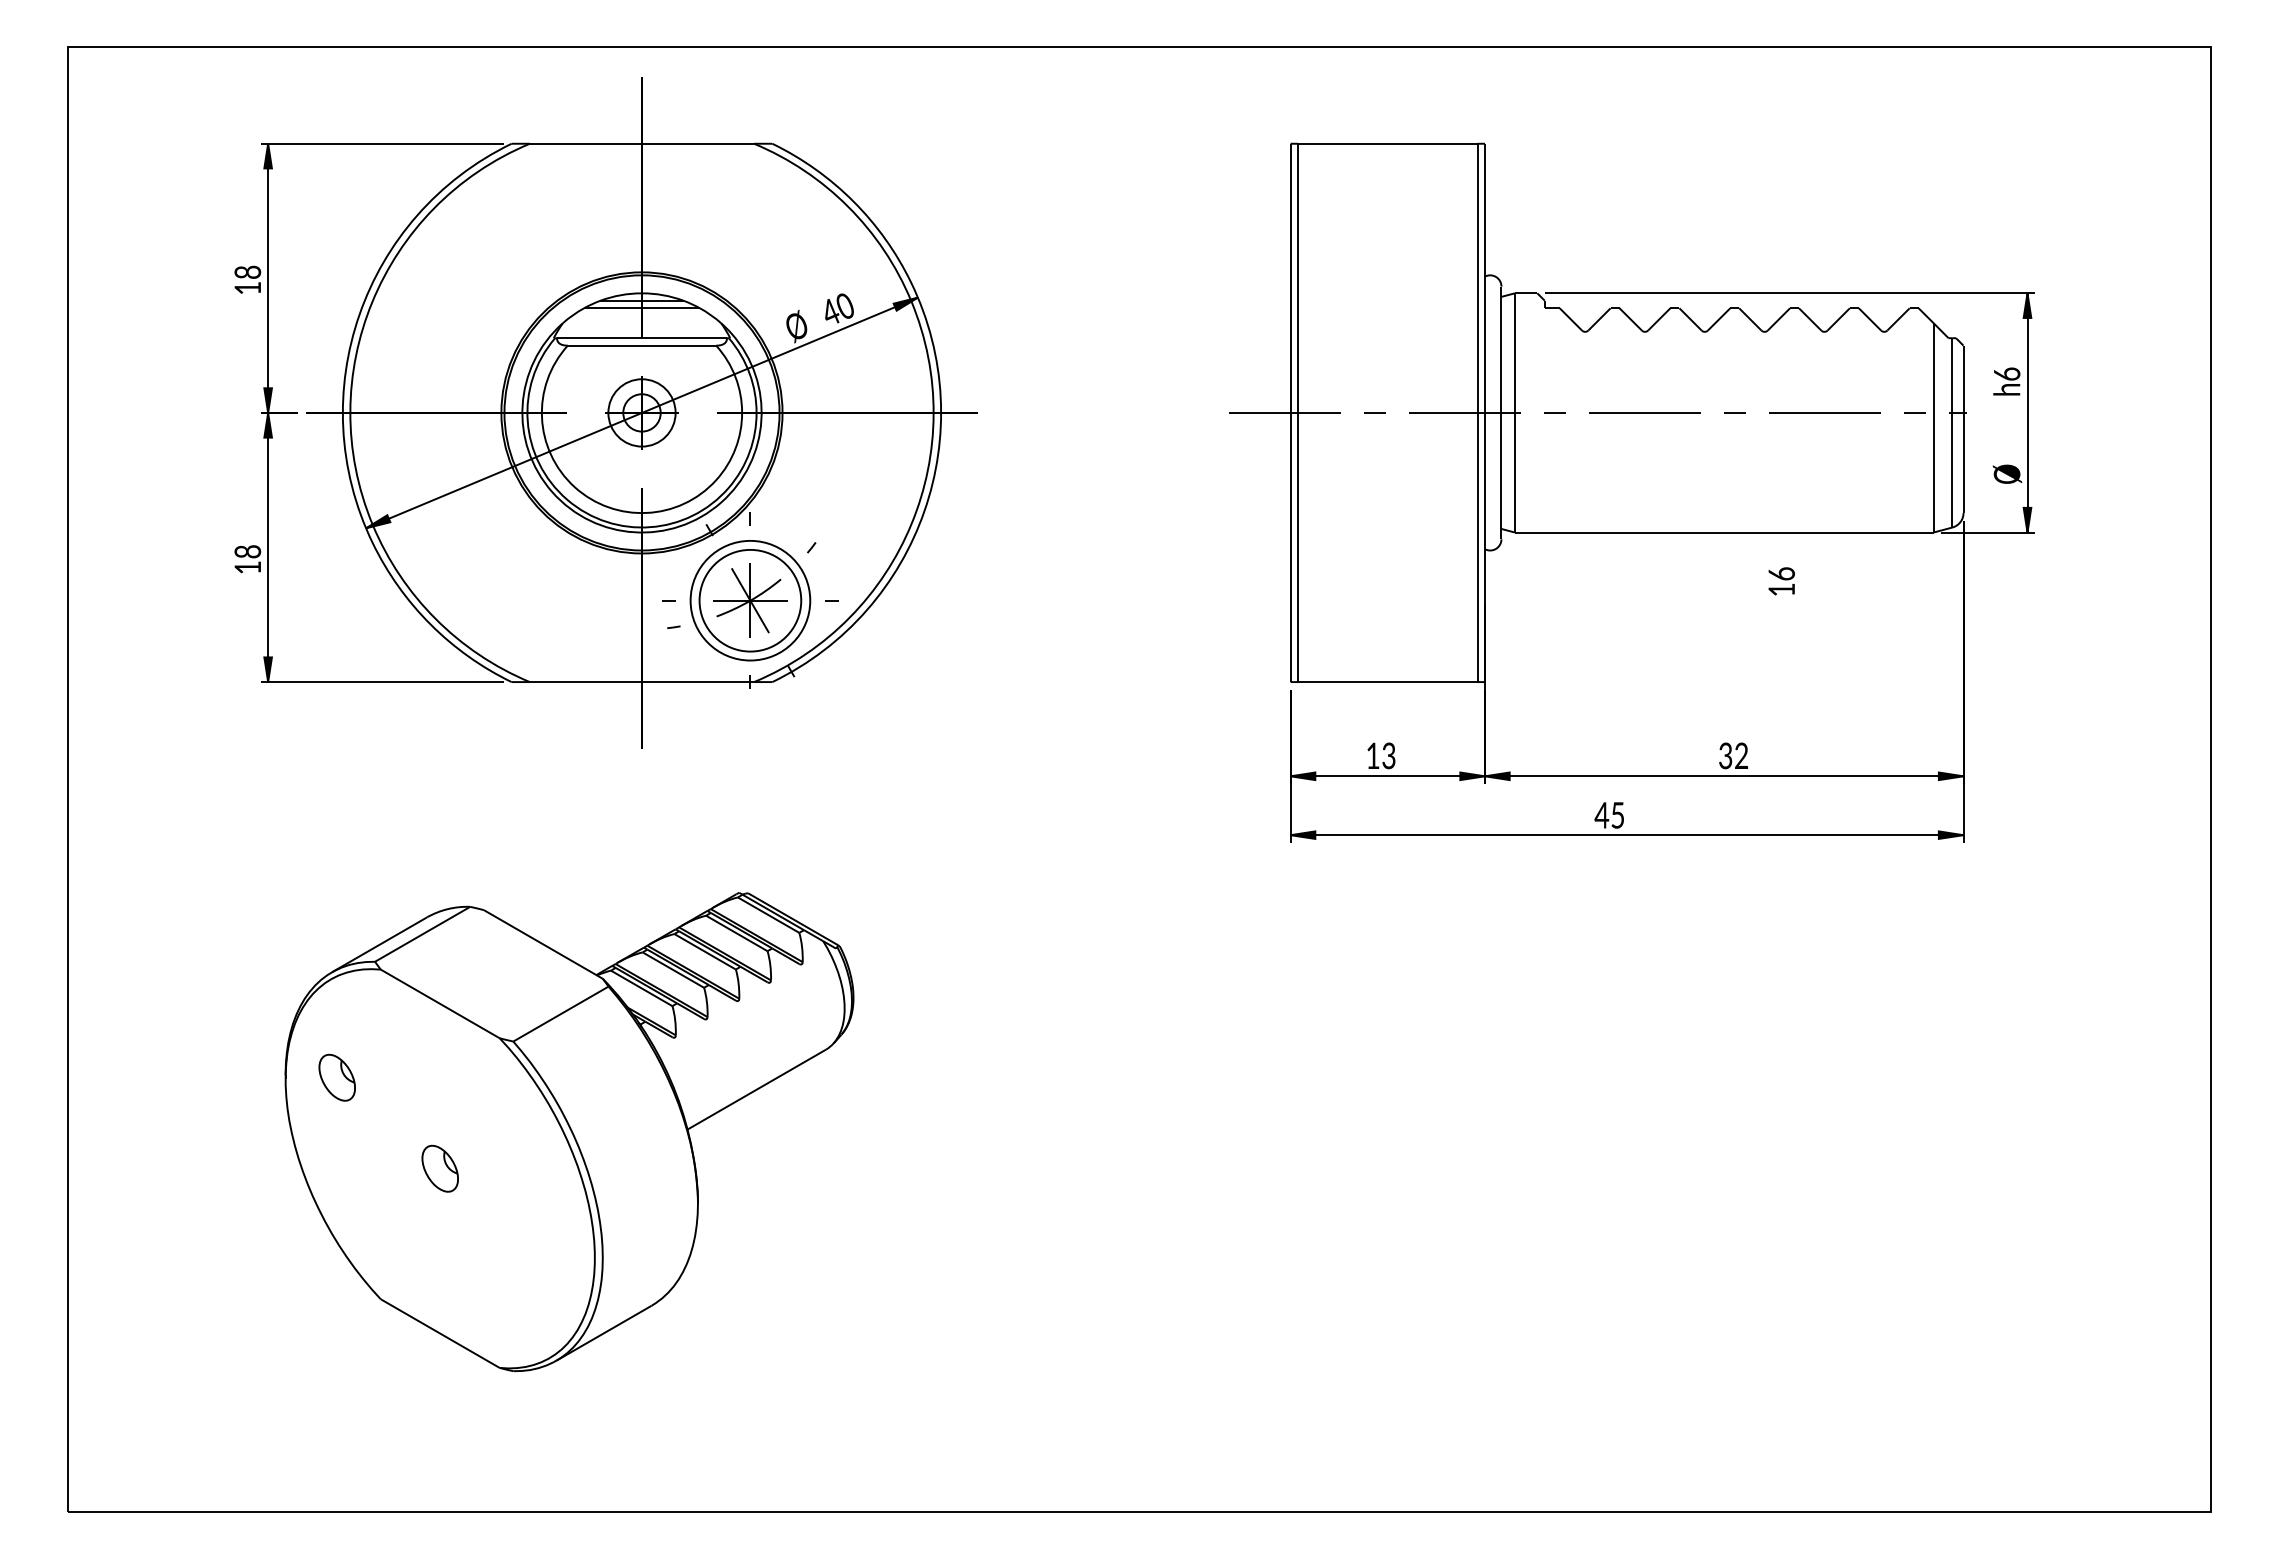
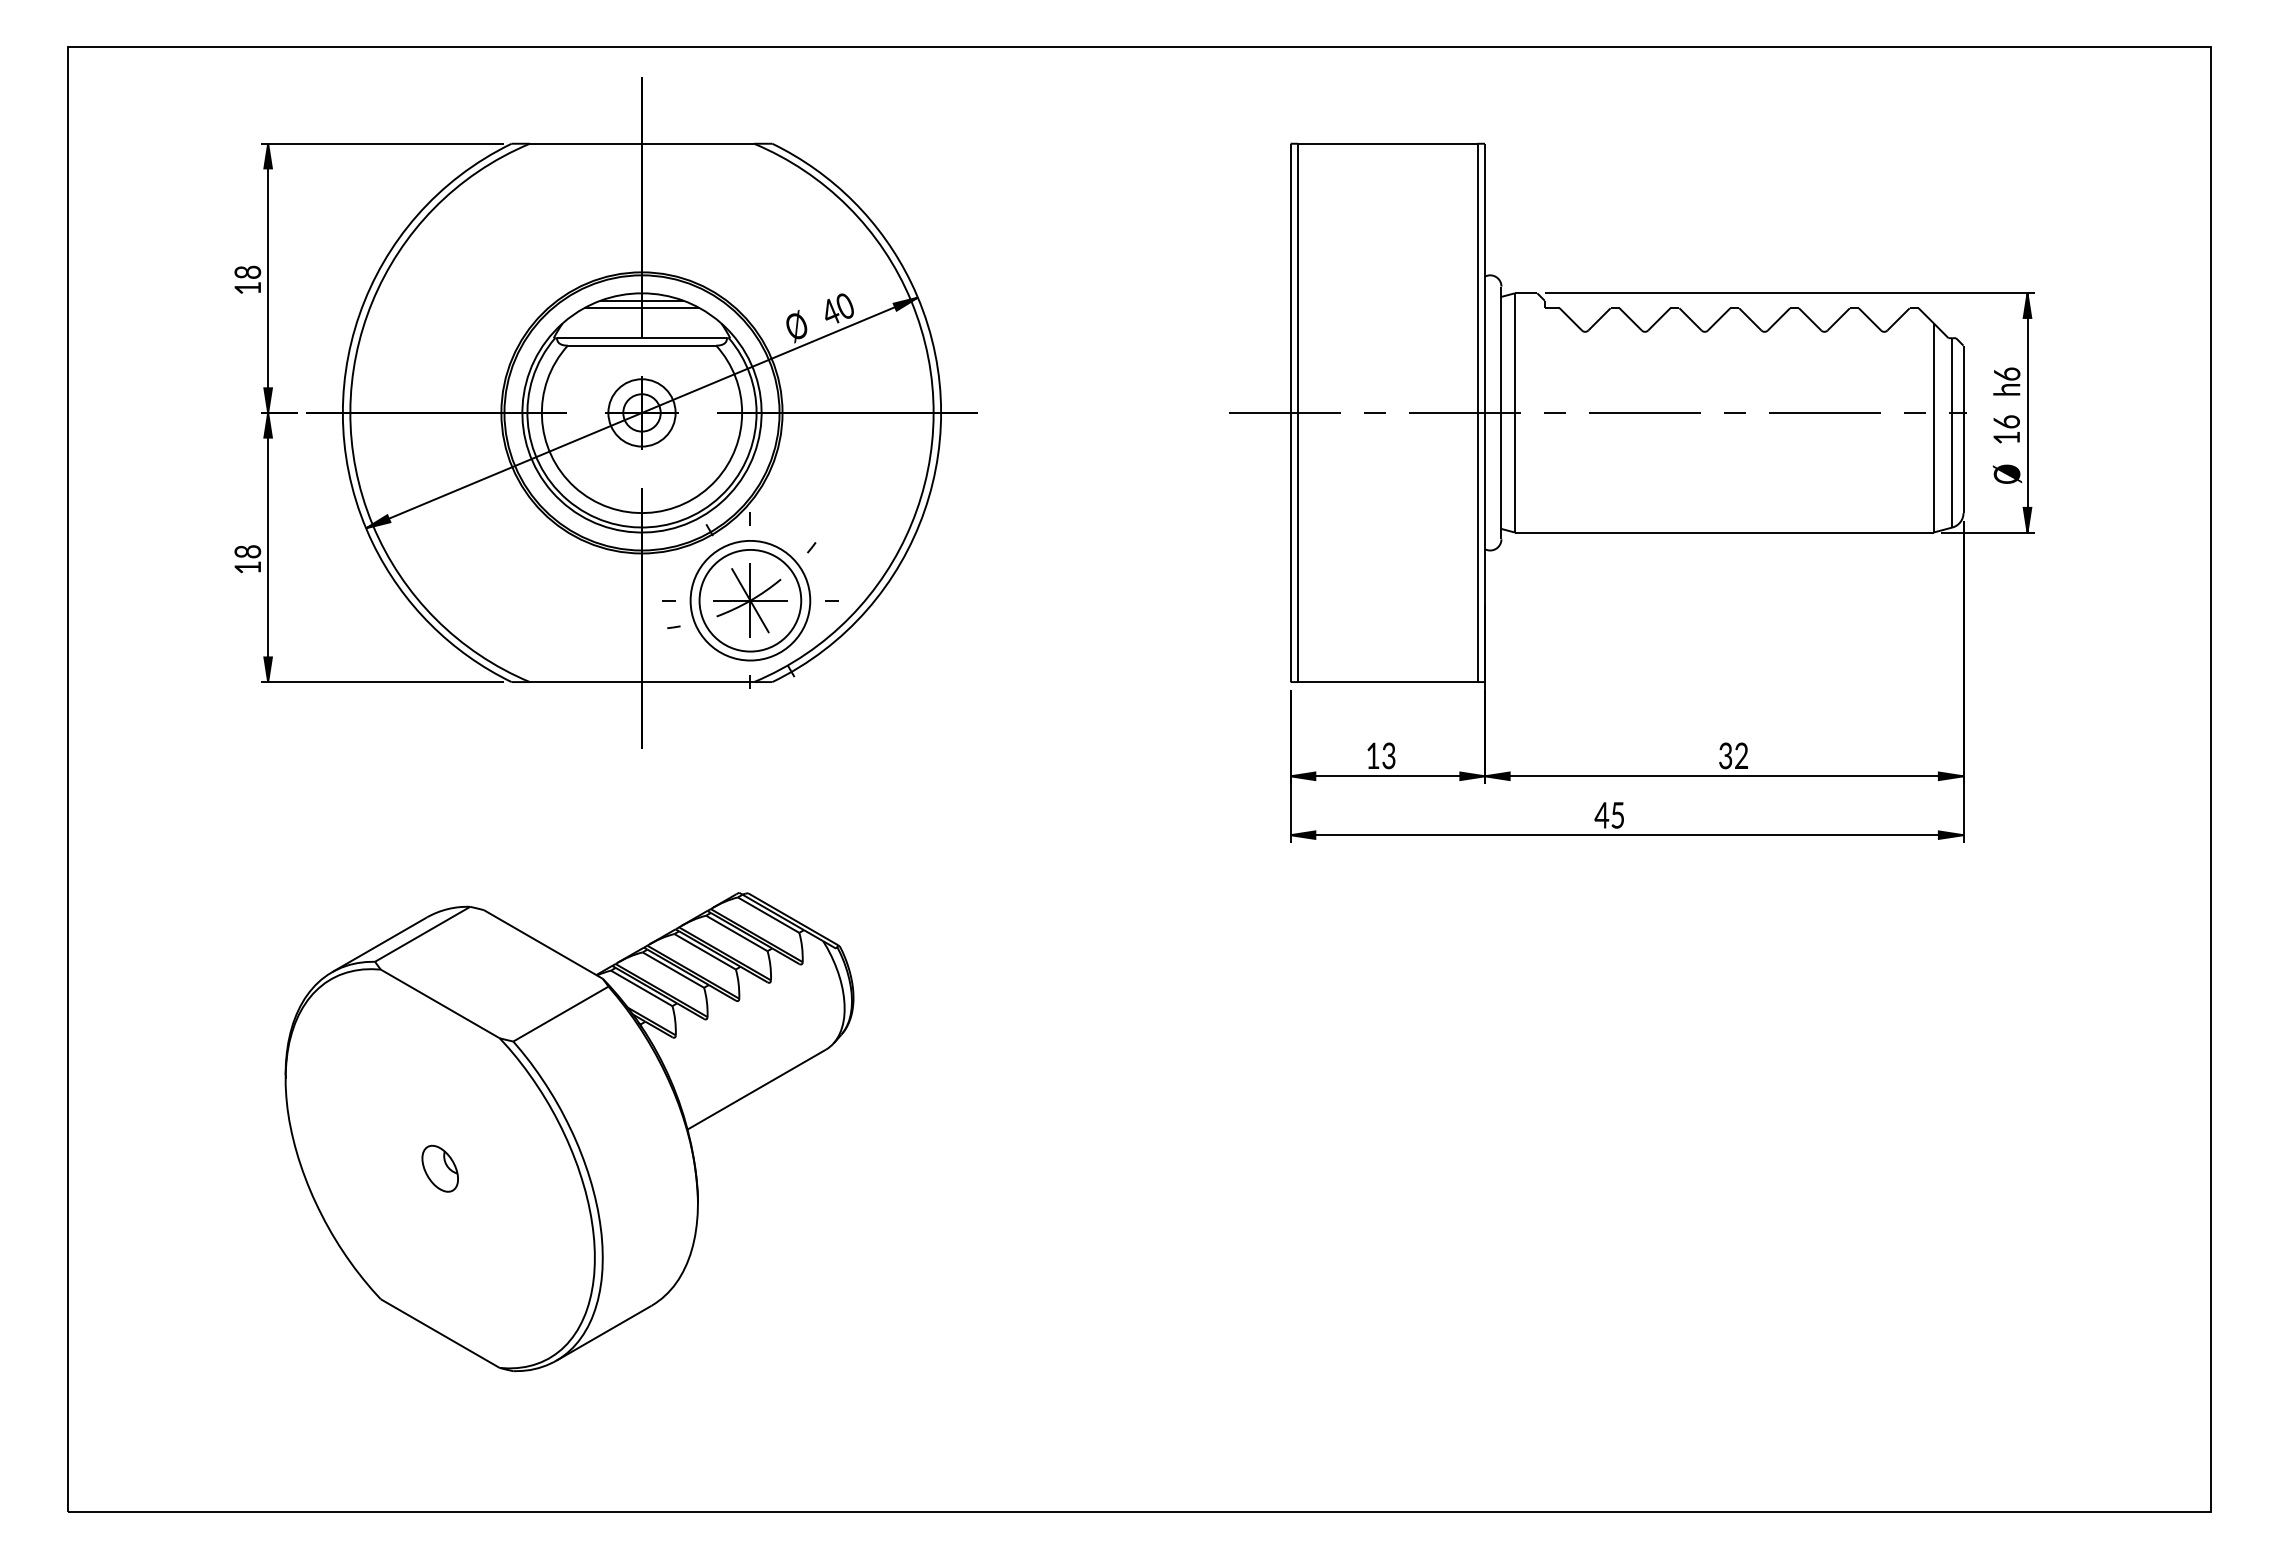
text position: (1781, 581) -> (2006, 429) (2006, 429)
part: present -> none (336, 1077)
